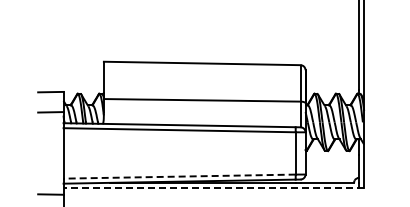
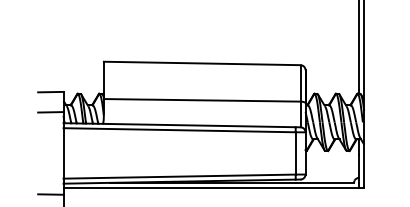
line: dashed -> solid (179, 176)
line: dashed -> solid (213, 187)
